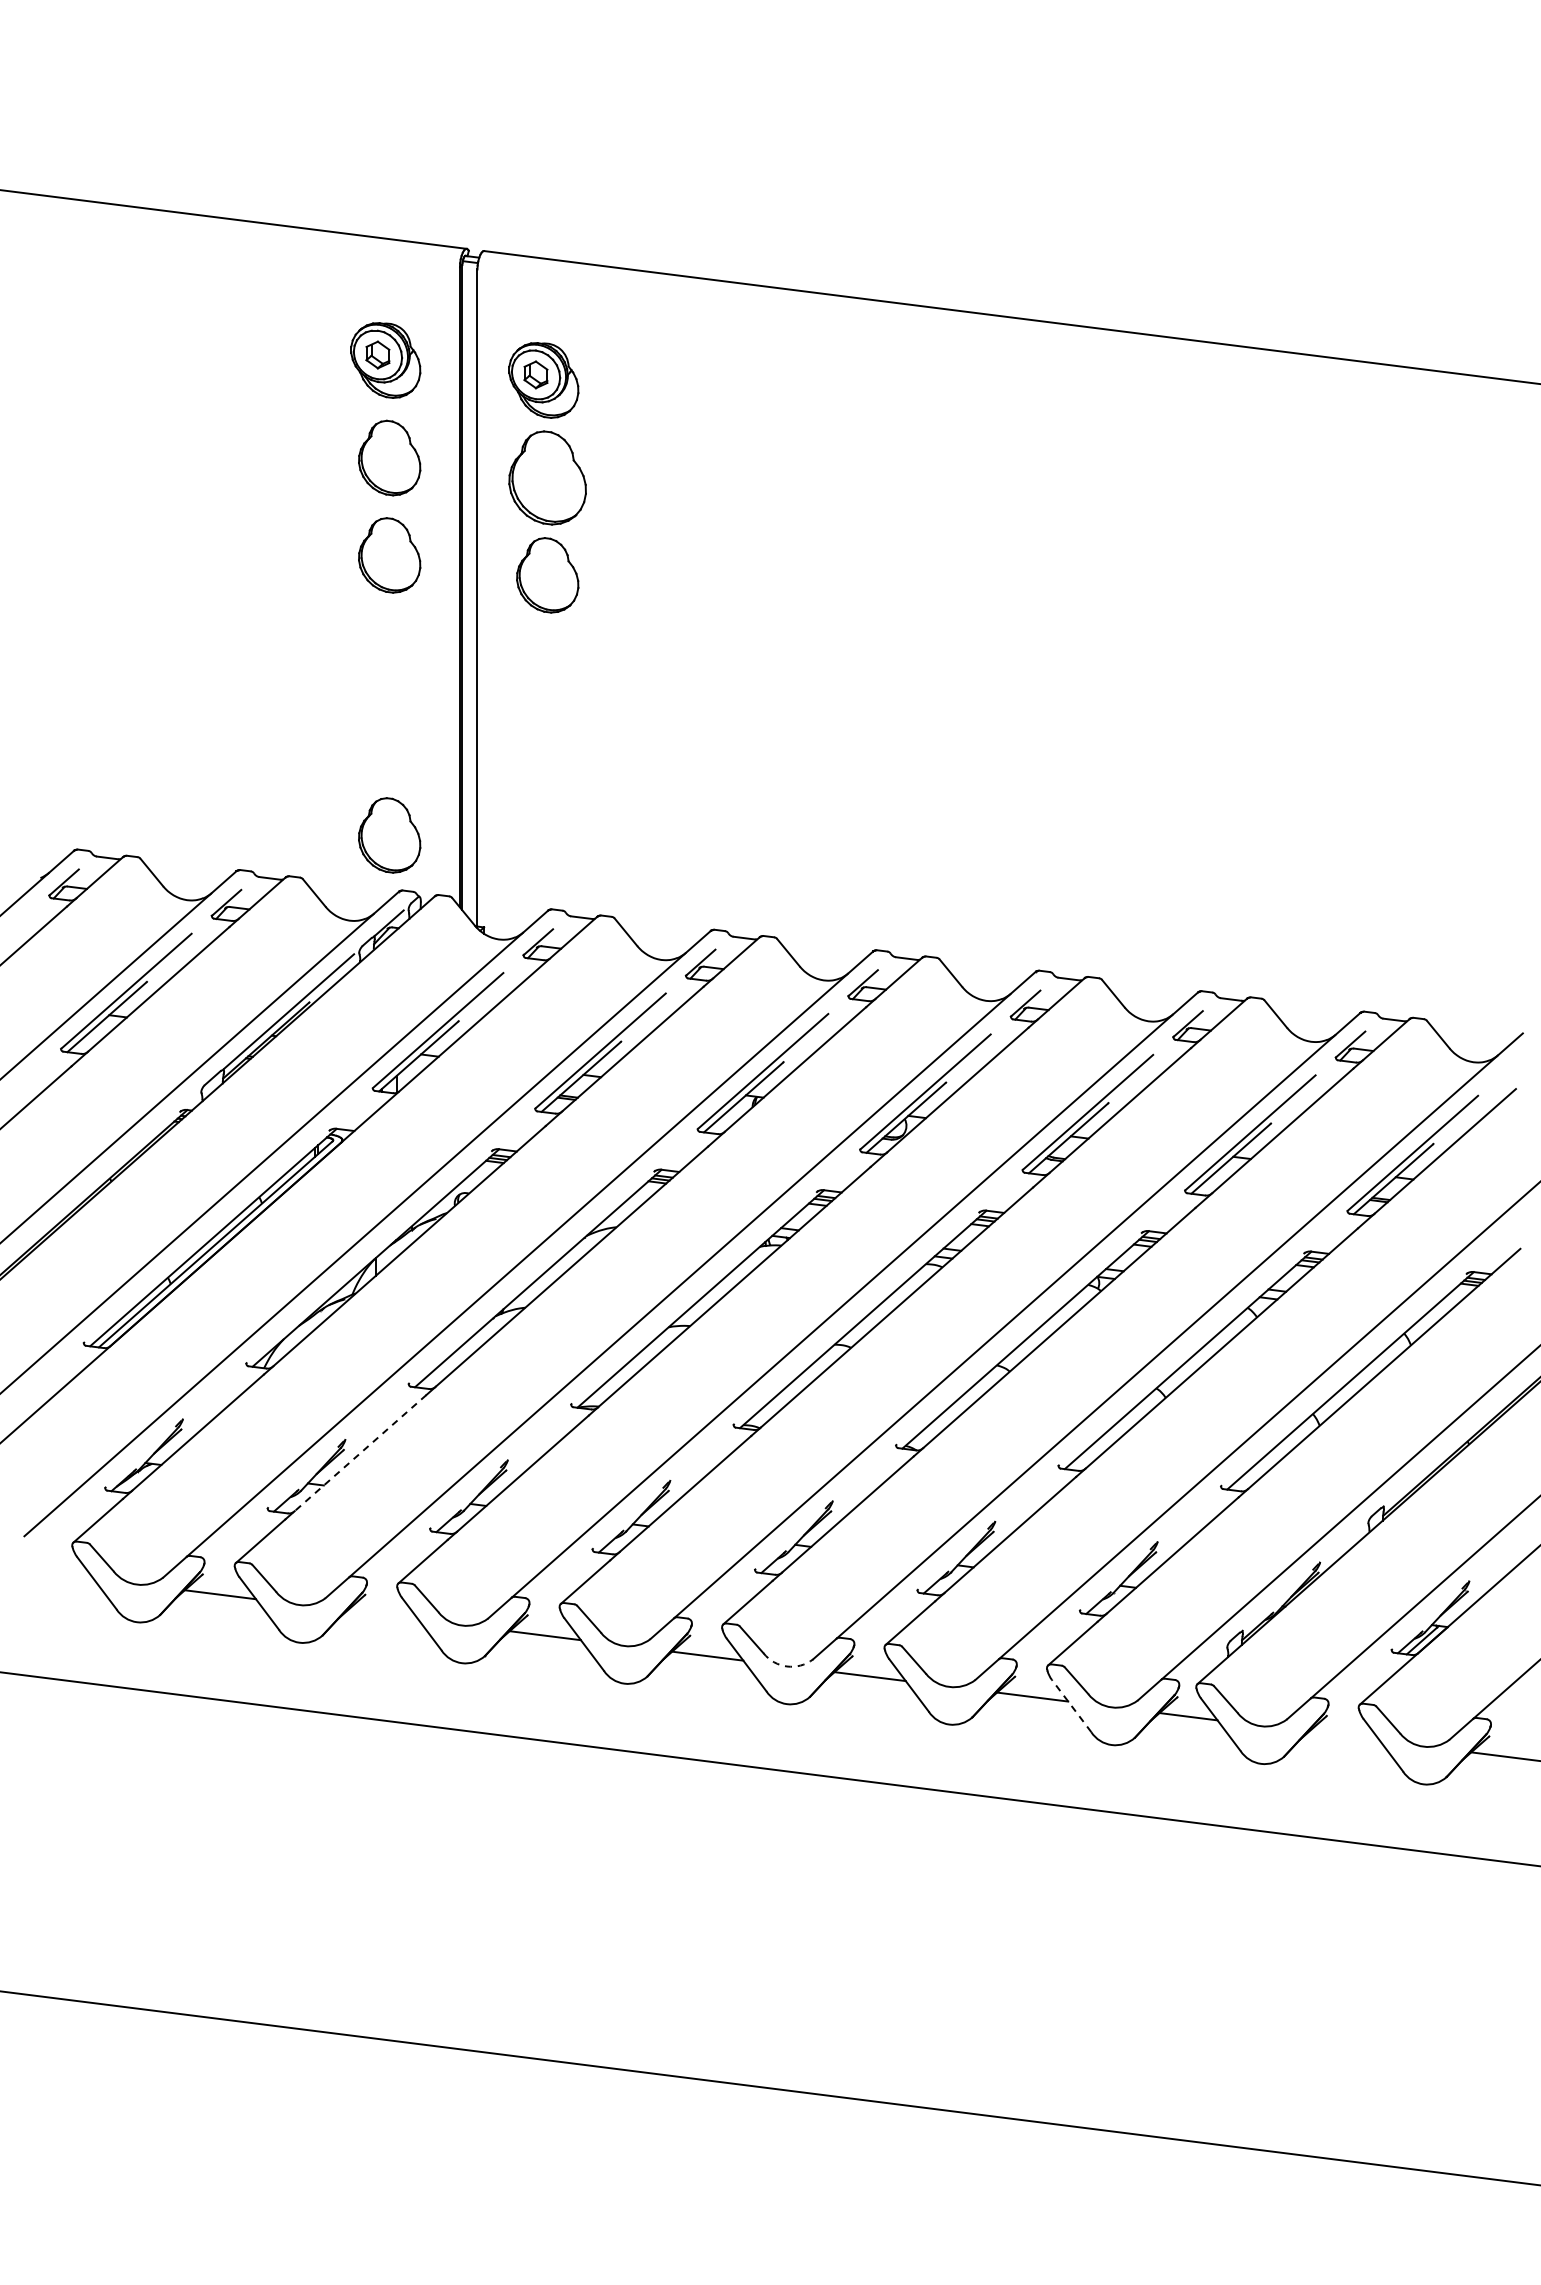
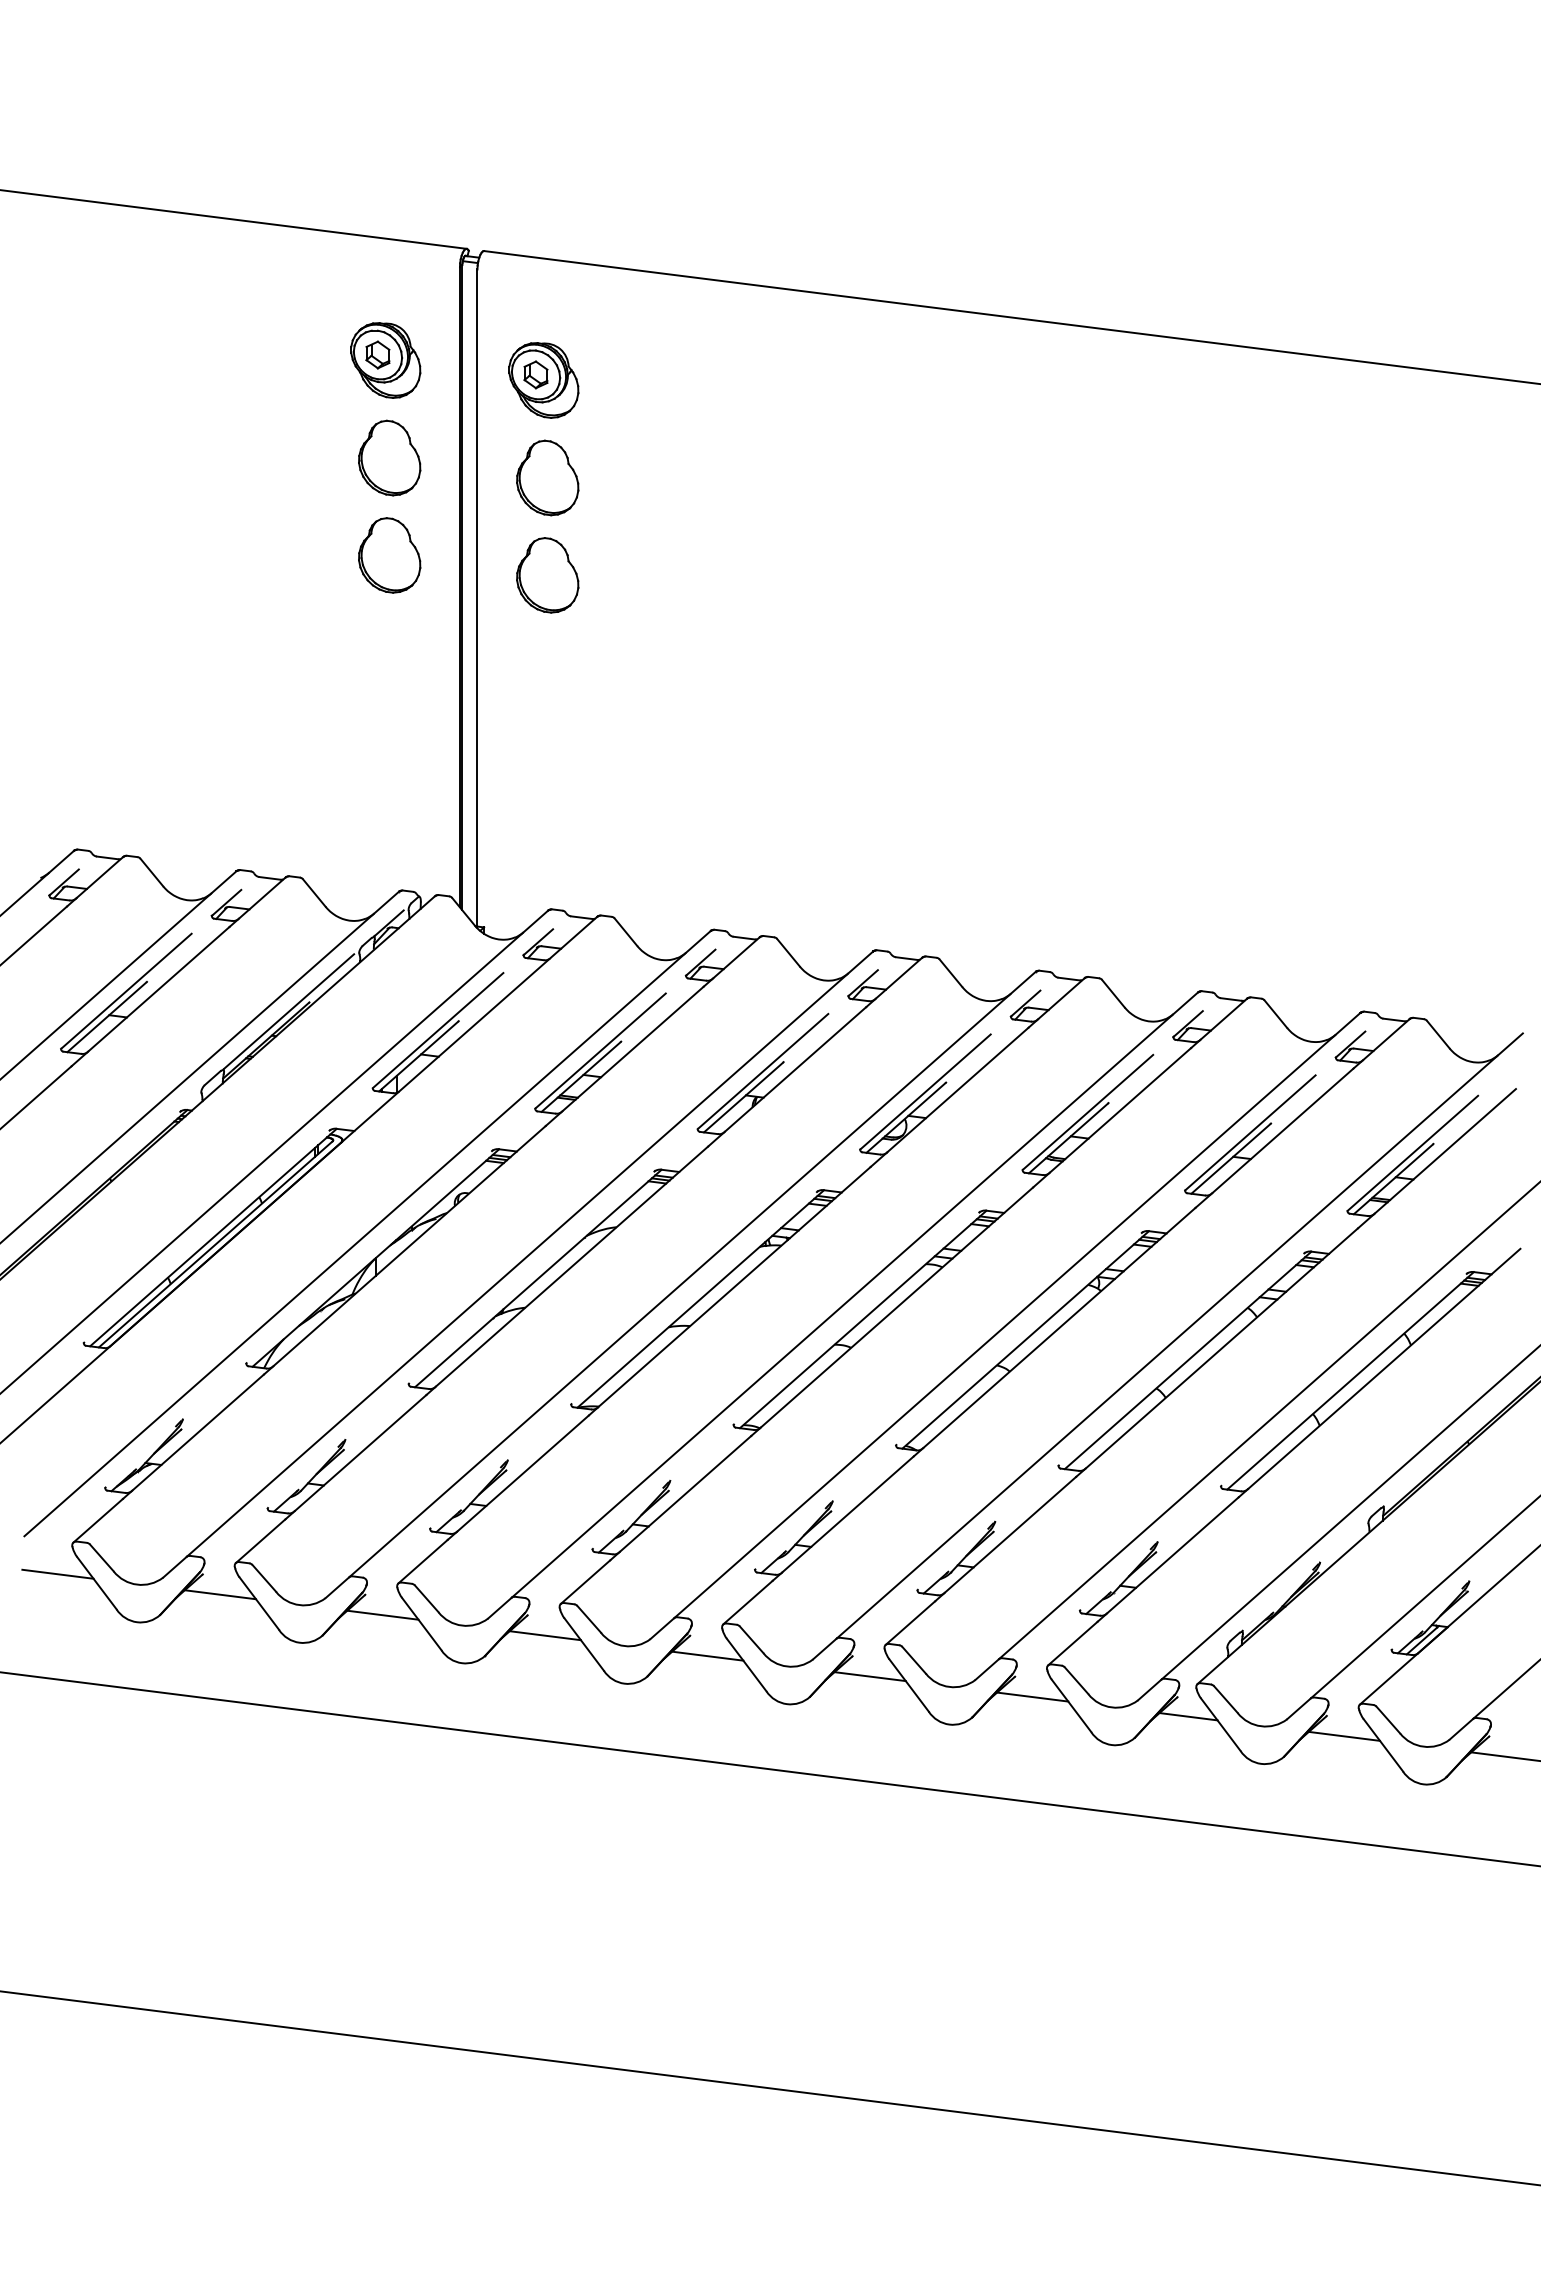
part size: 79x96 px -> 64x78 px (547, 477)
part: present -> none (389, 835)
line: dashed -> solid (360, 1453)
line: none -> present (57, 1573)
line: none -> present (382, 1614)
arc: dashed -> solid (787, 1666)
line: dashed -> solid (1071, 1705)
line: none -> present (1343, 1735)
